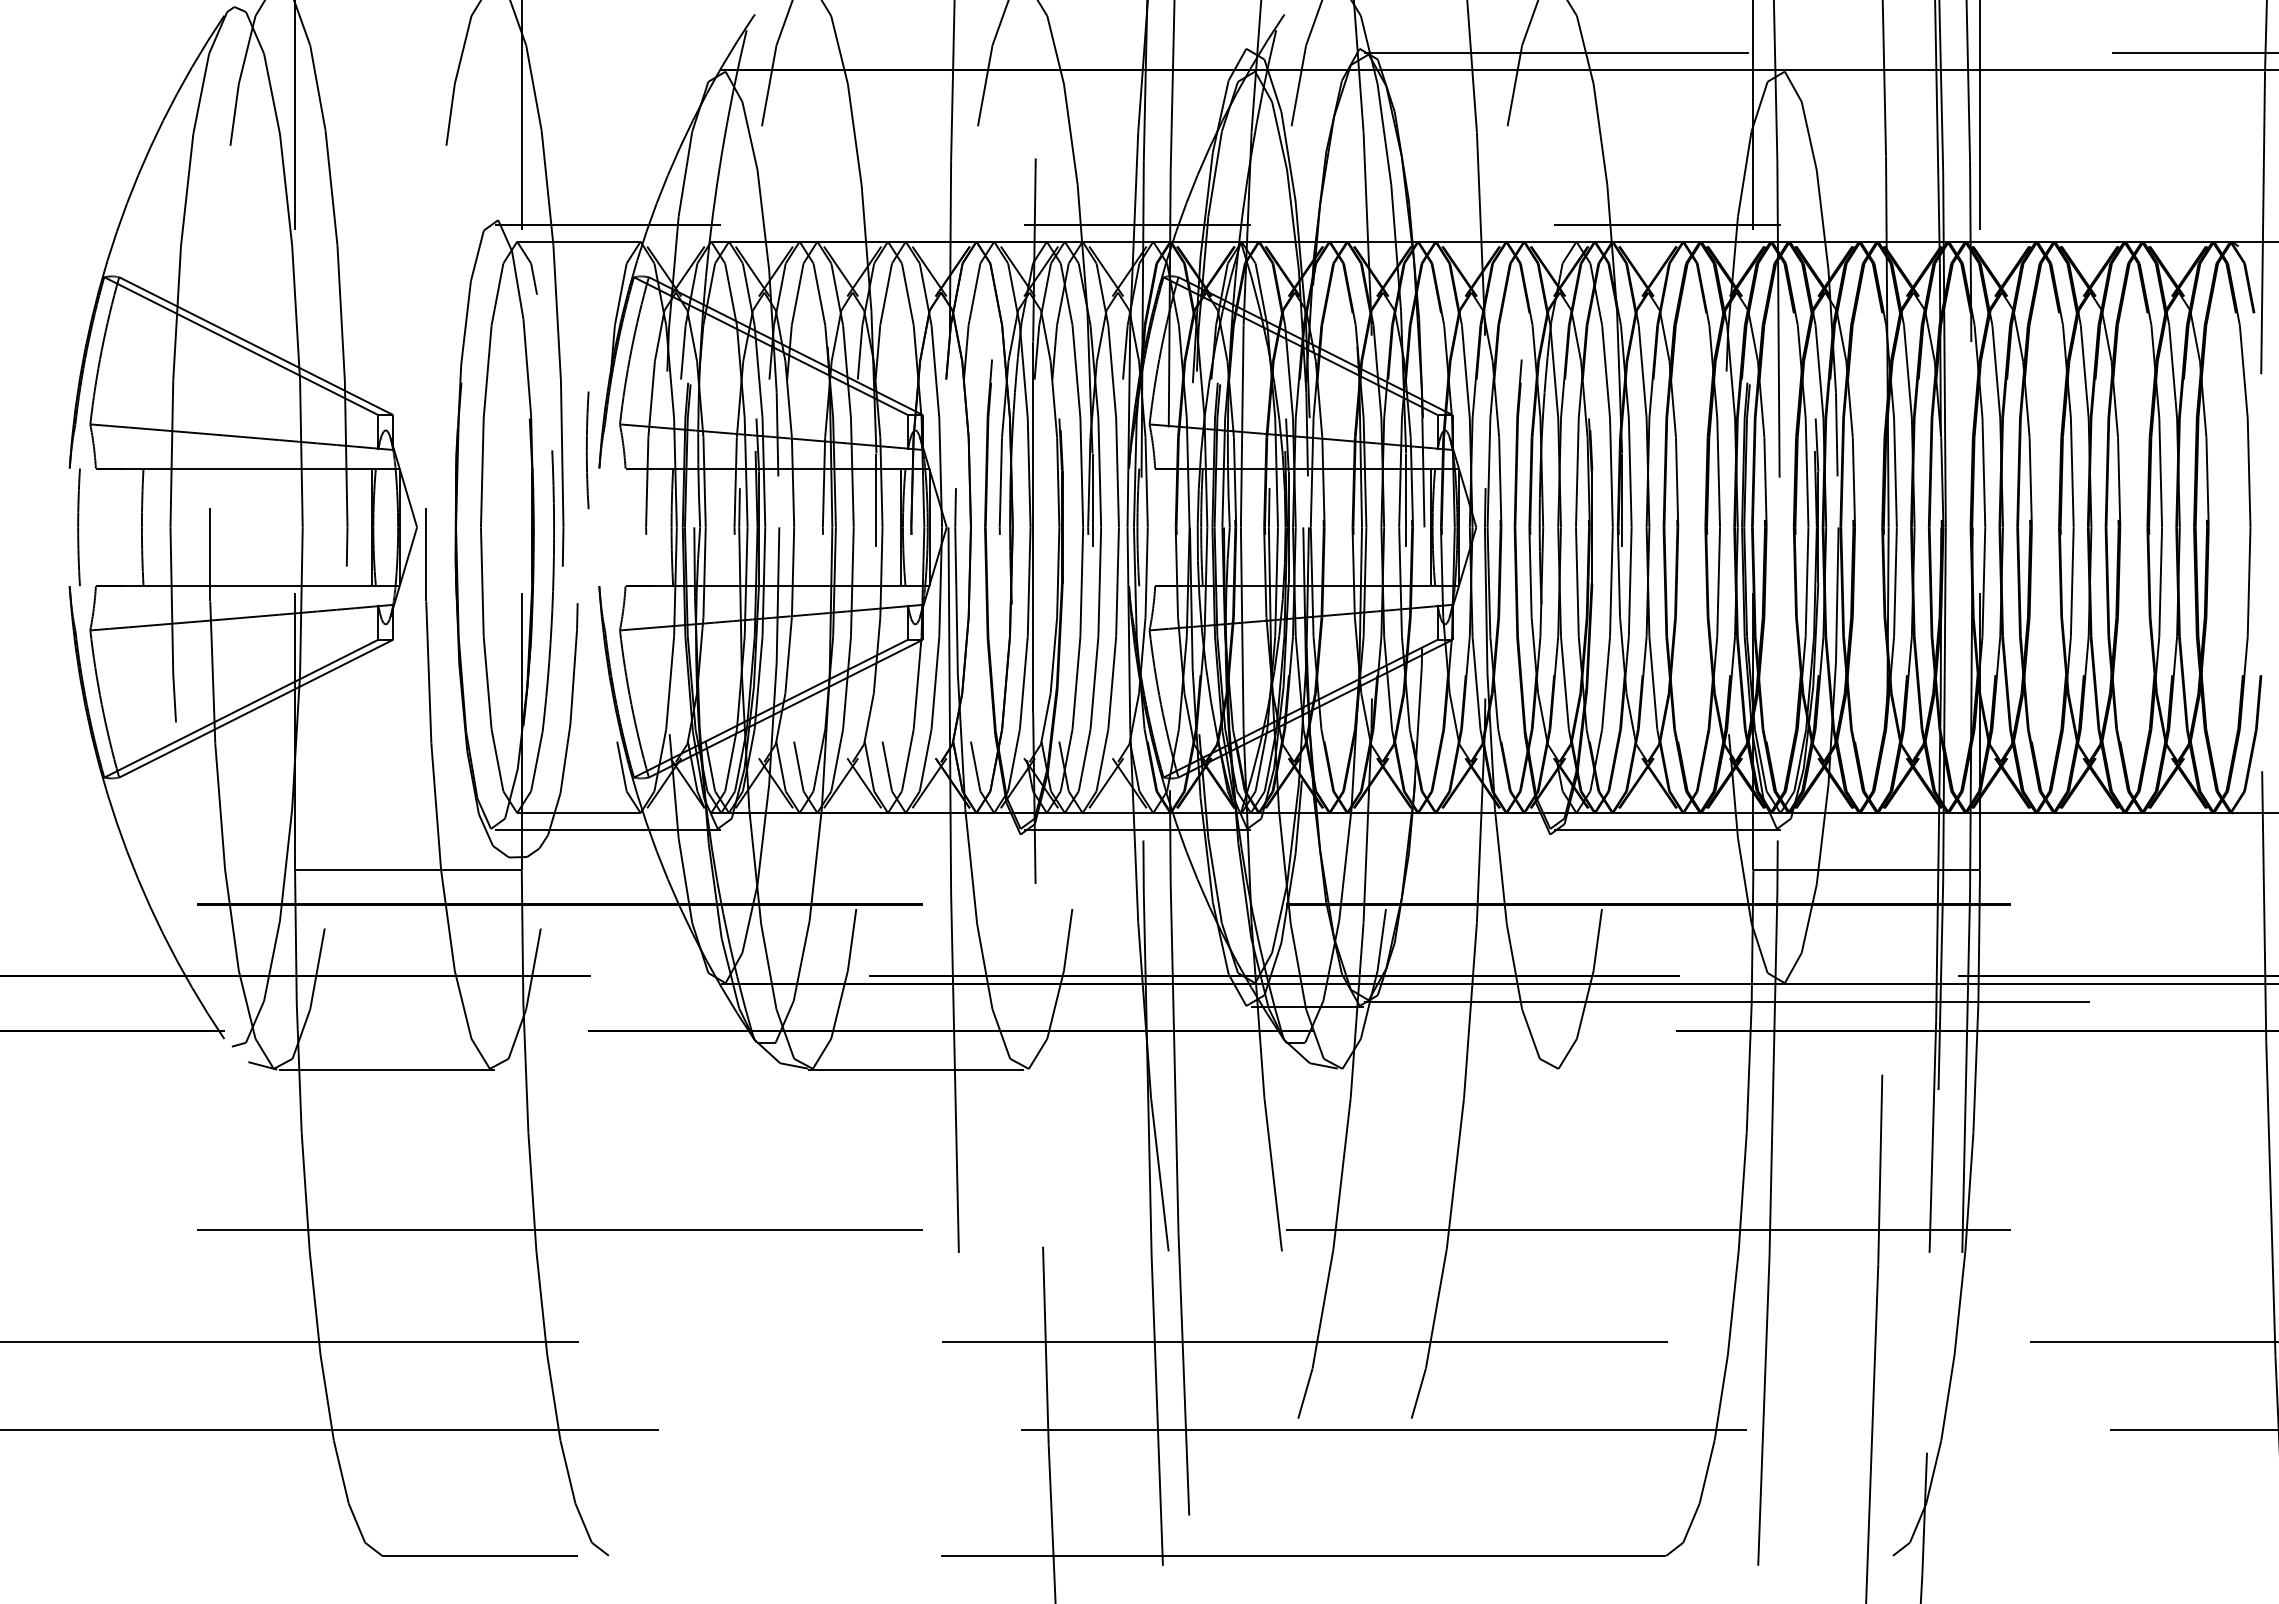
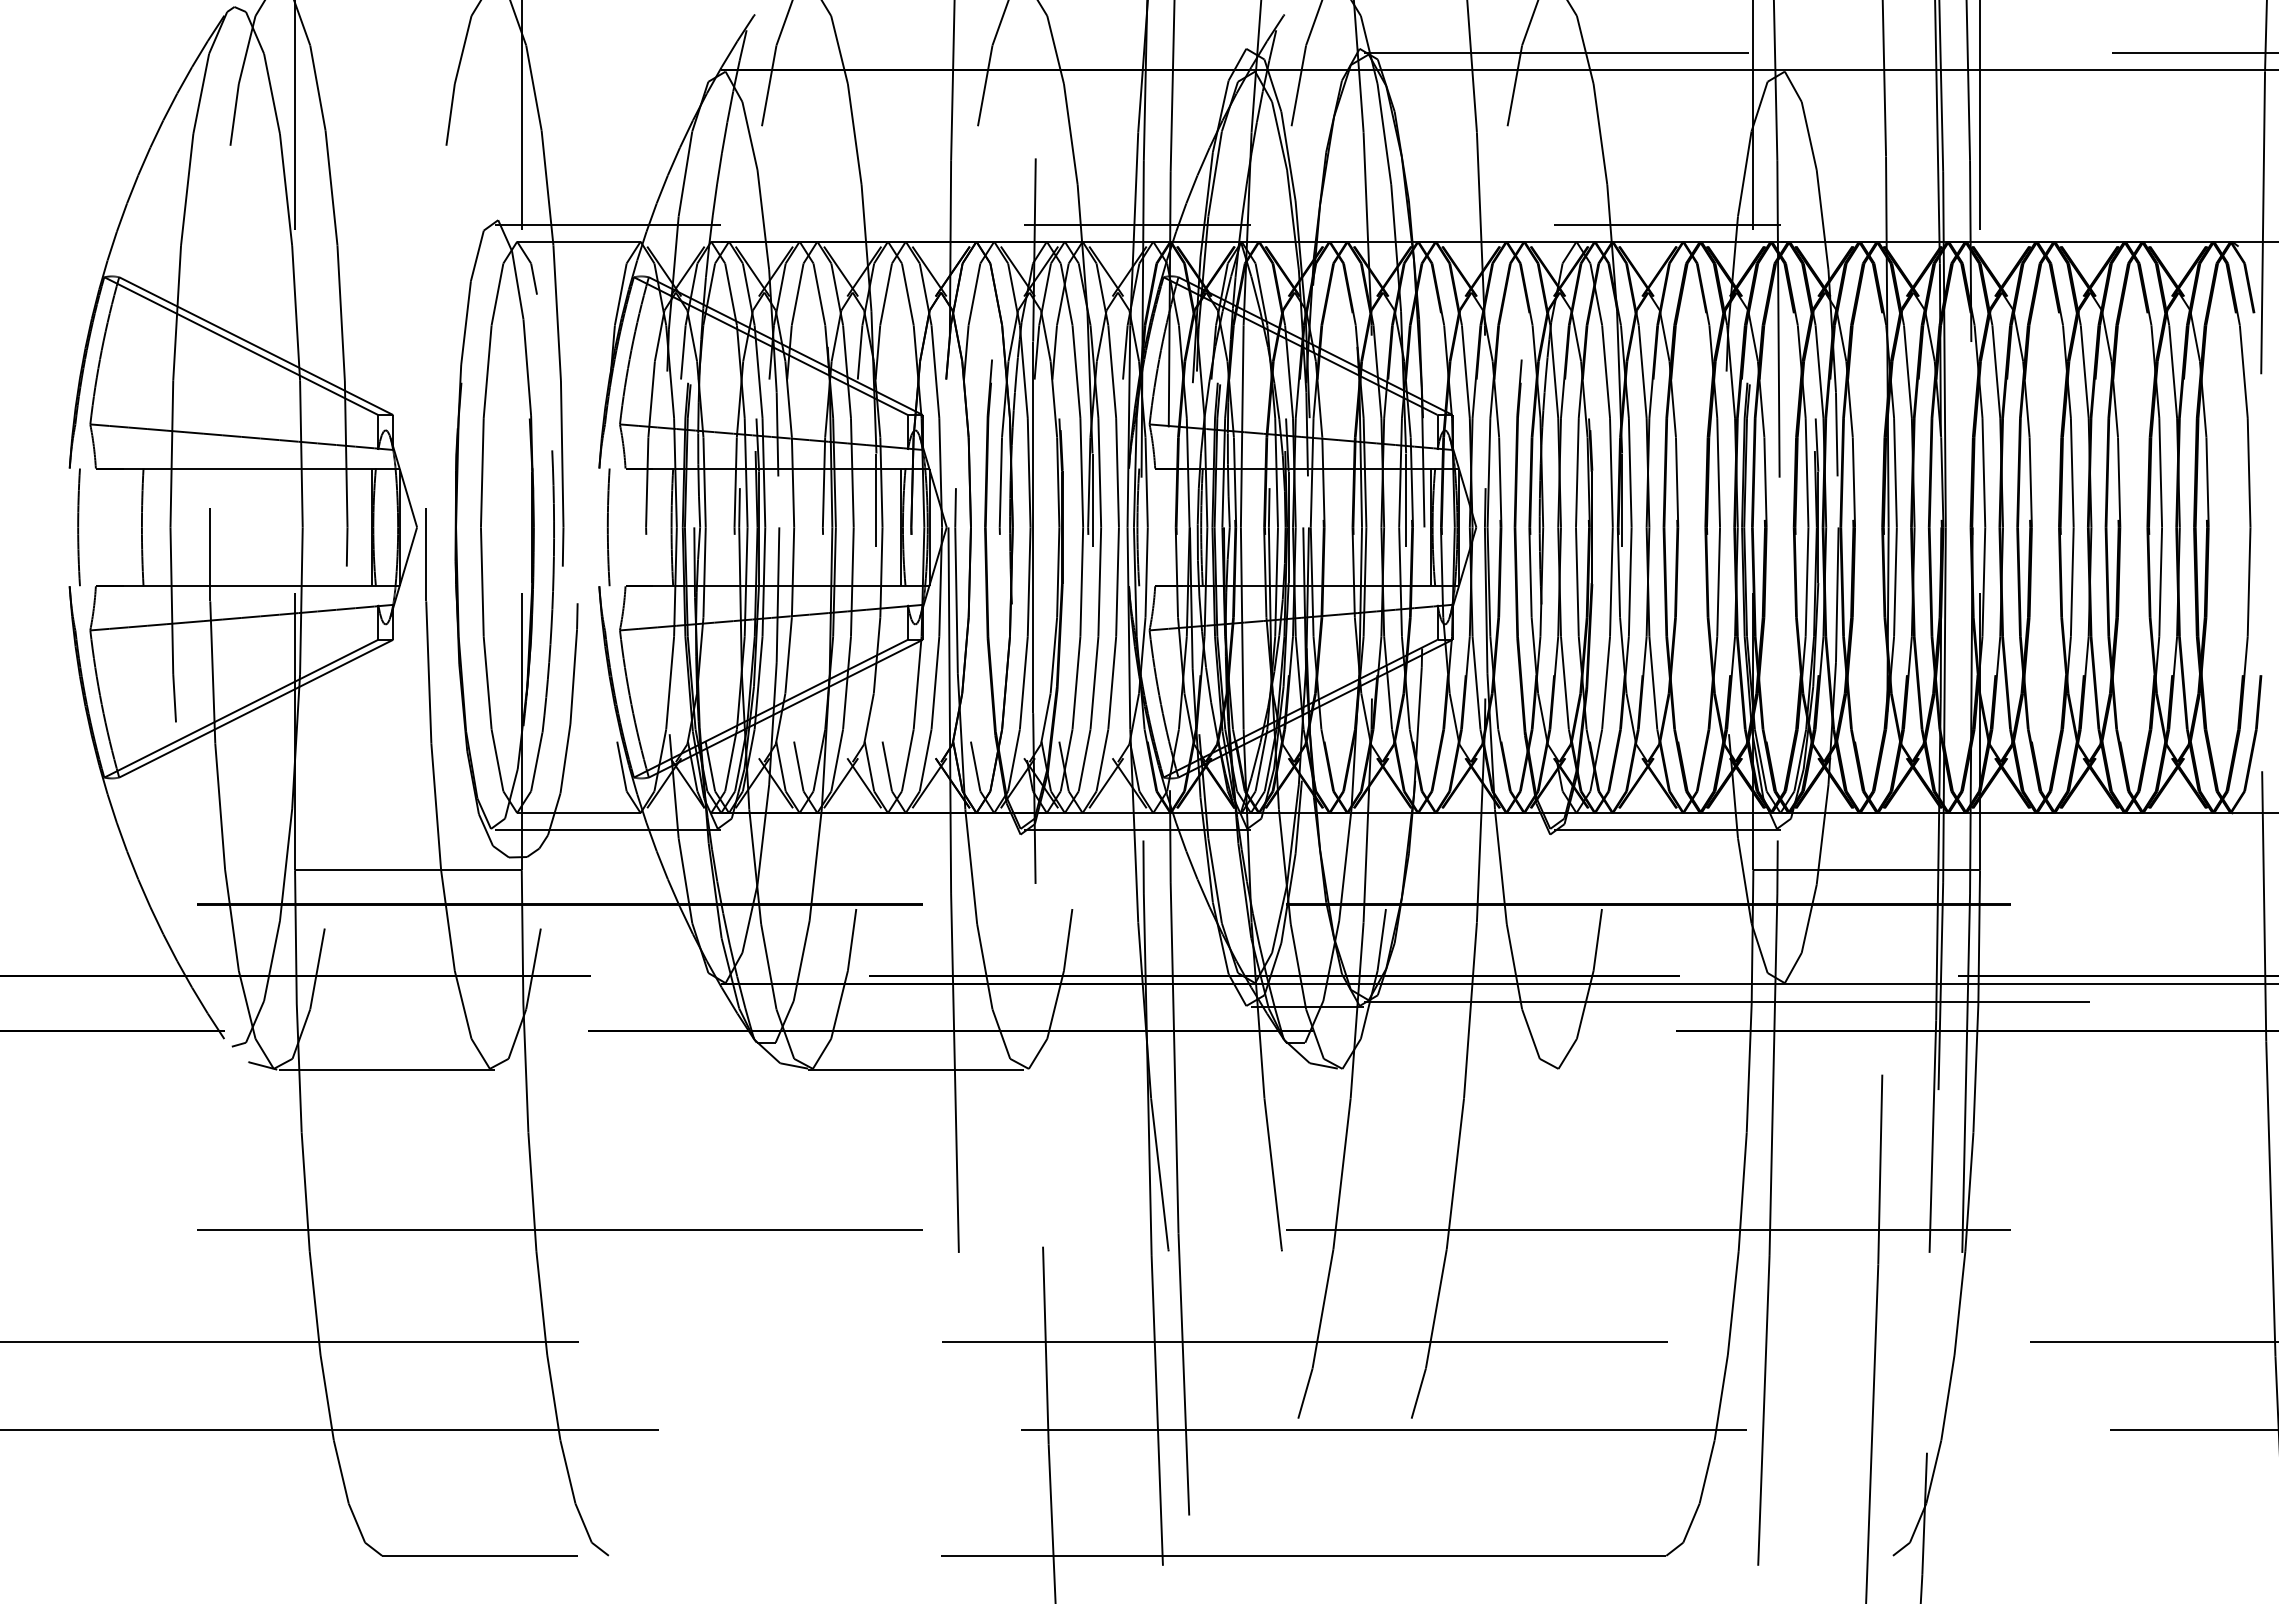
arc position: (587, 450) -> (608, 527) (608, 527)
